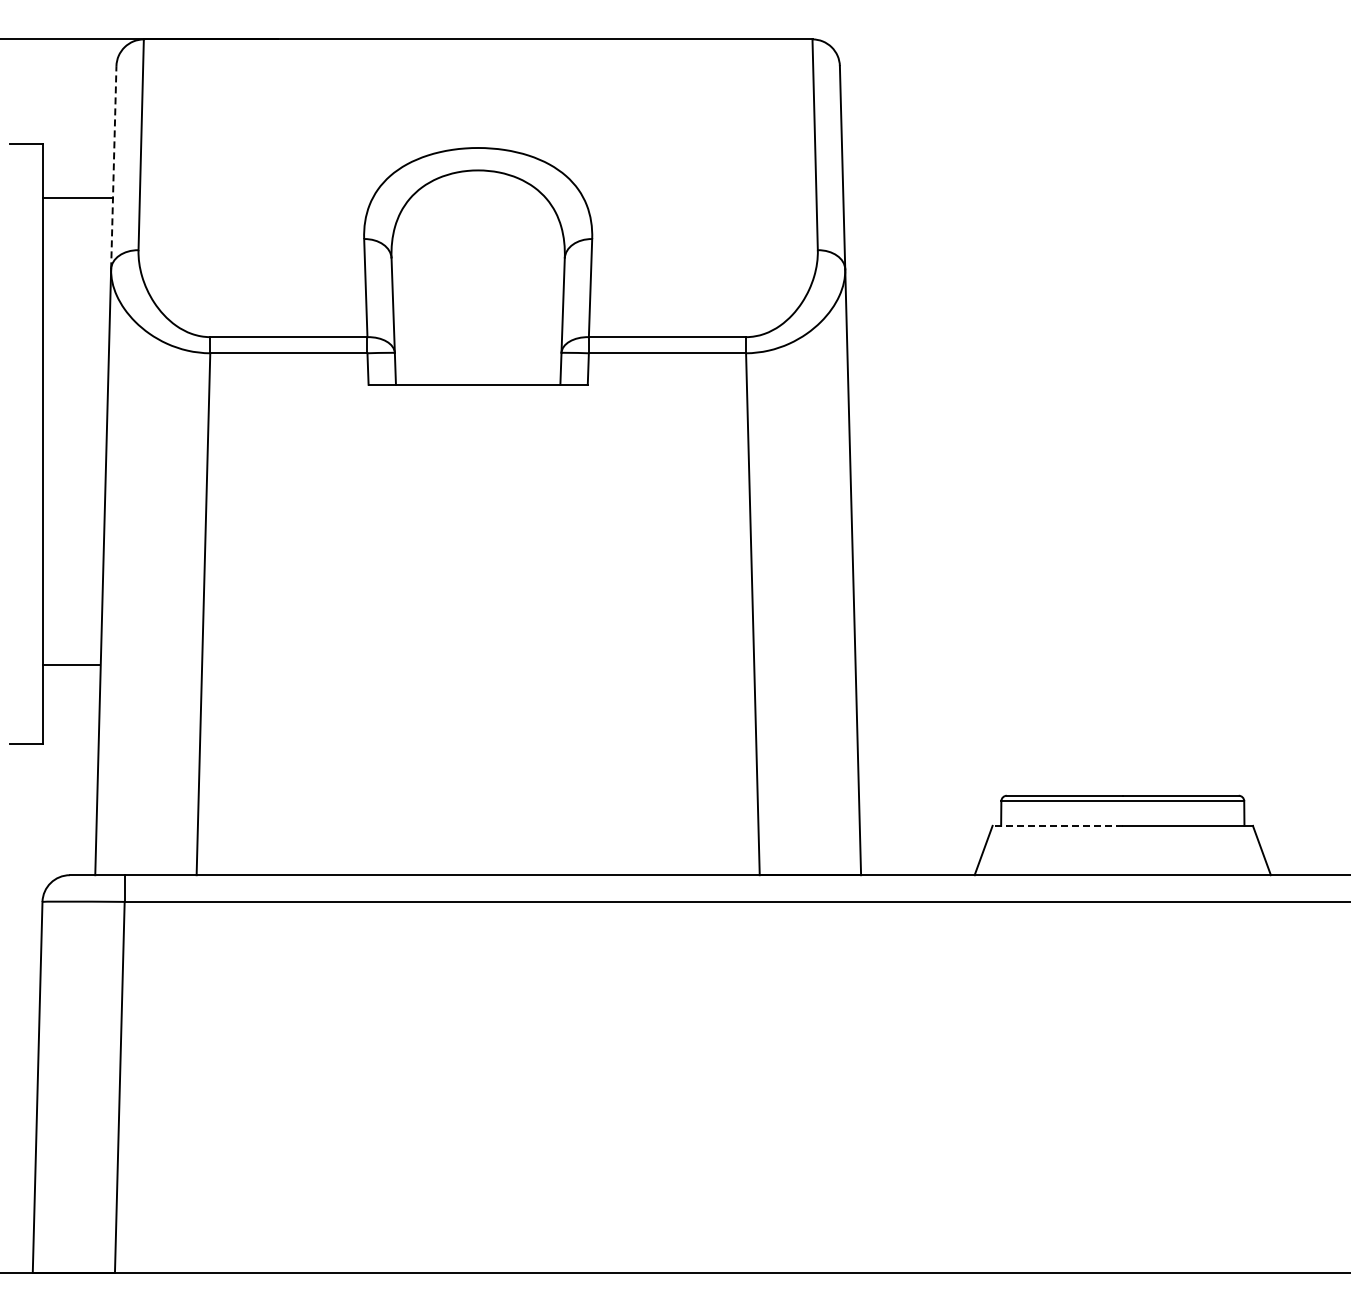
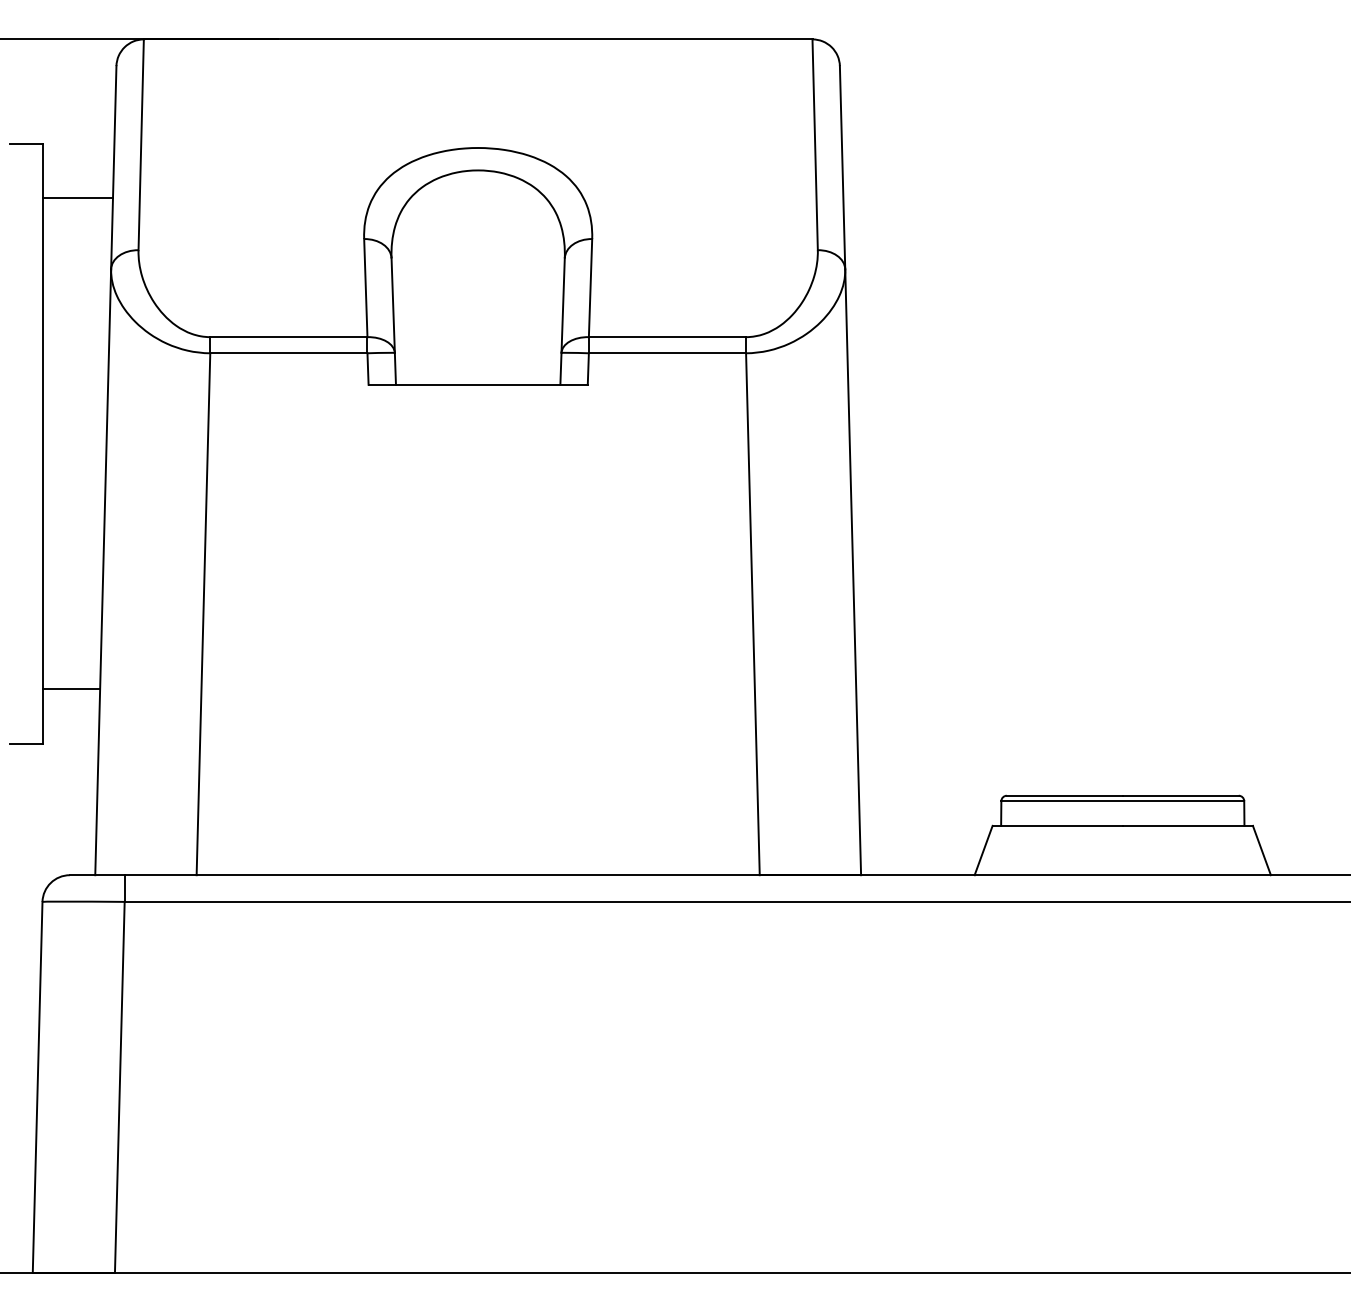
line: dashed -> solid (113, 167)
line position: (71, 665) -> (71, 689) (71, 689)
line: dashed -> solid (1057, 825)
